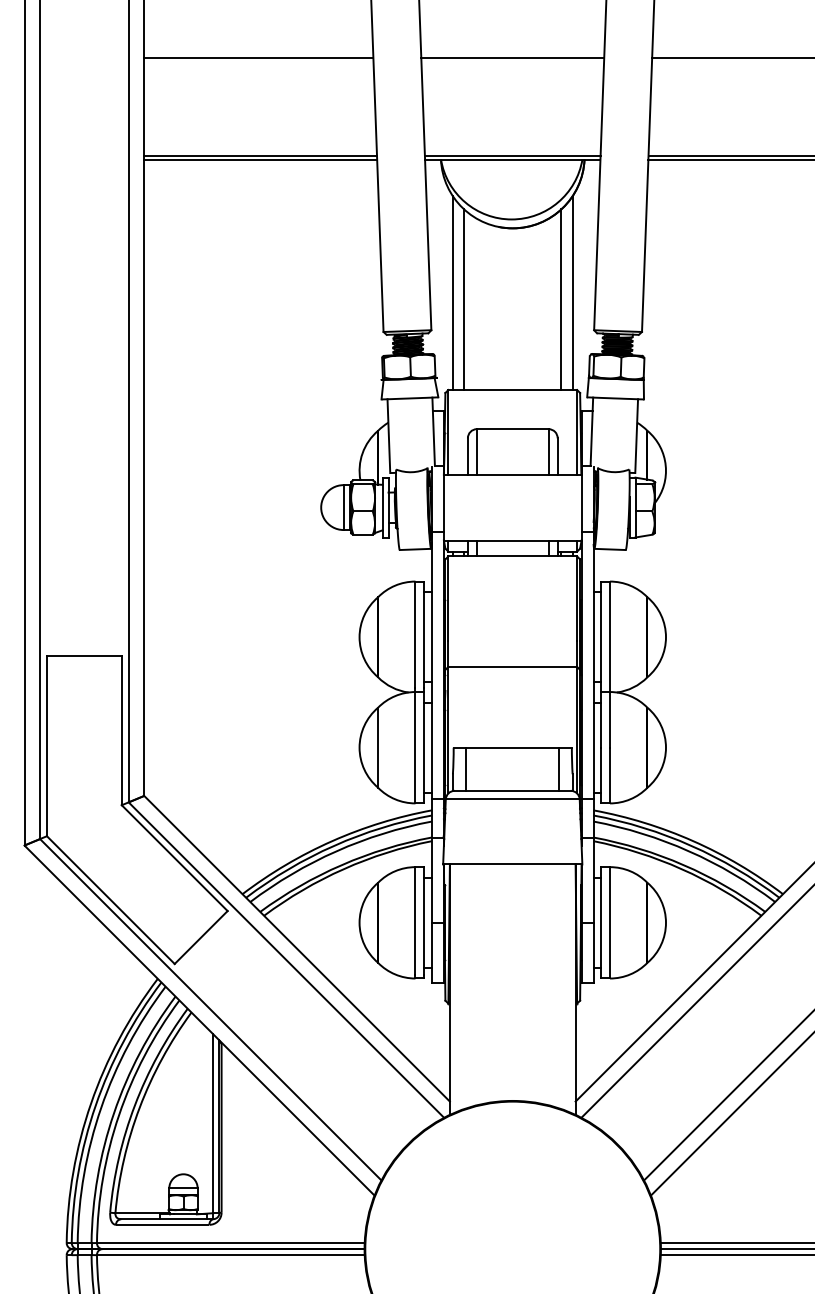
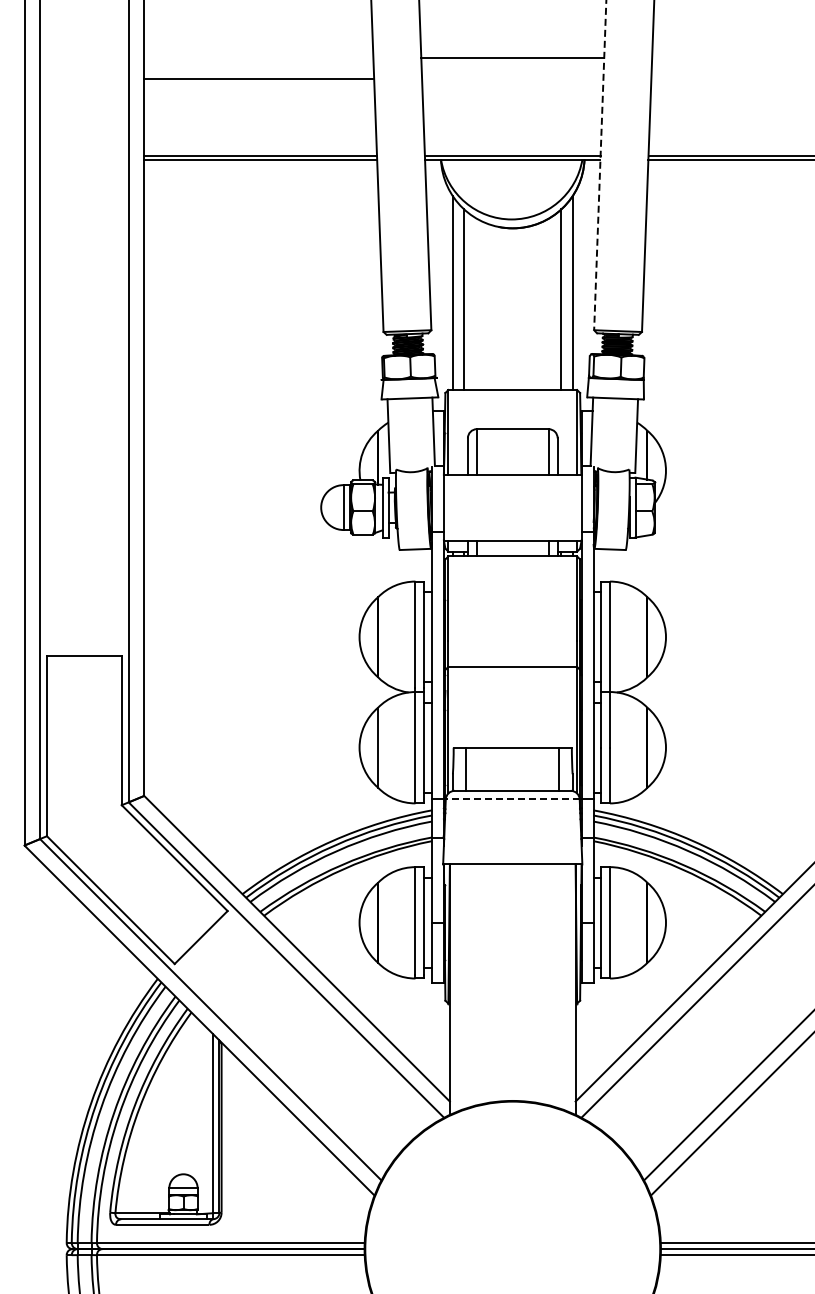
line position: (258, 57) -> (258, 78) (258, 78)
line: present -> none (731, 57)
line: solid -> dashed (600, 165)
line: solid -> dashed (512, 799)
